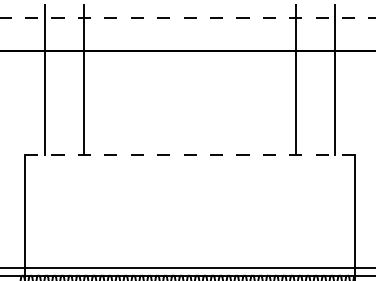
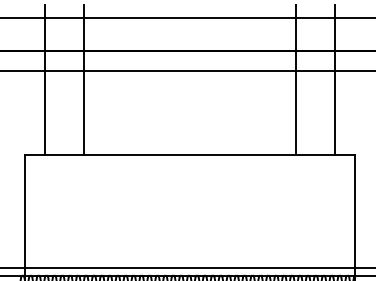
line: dashed -> solid (187, 18)
line: none -> present (187, 70)
line: dashed -> solid (190, 155)
